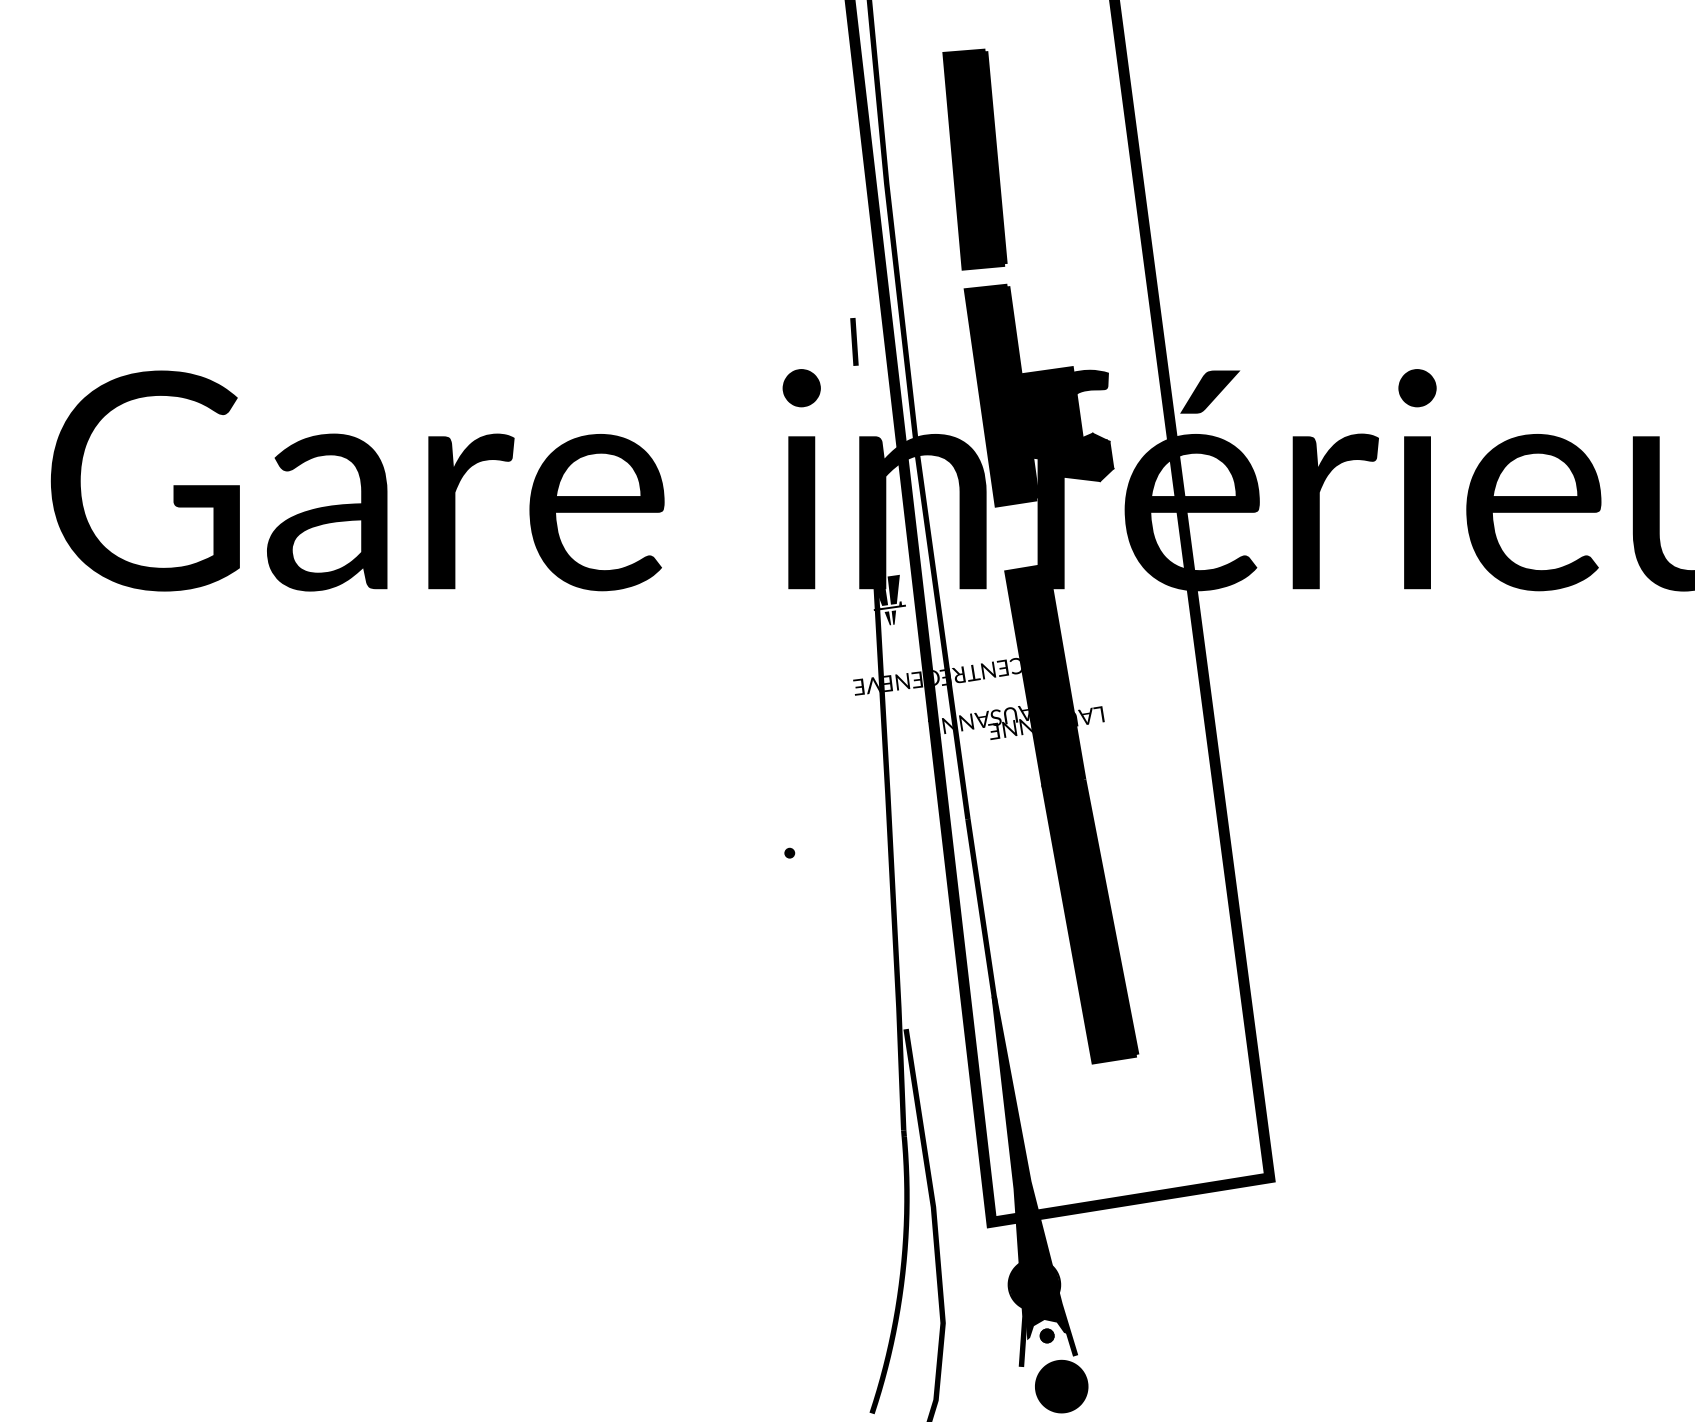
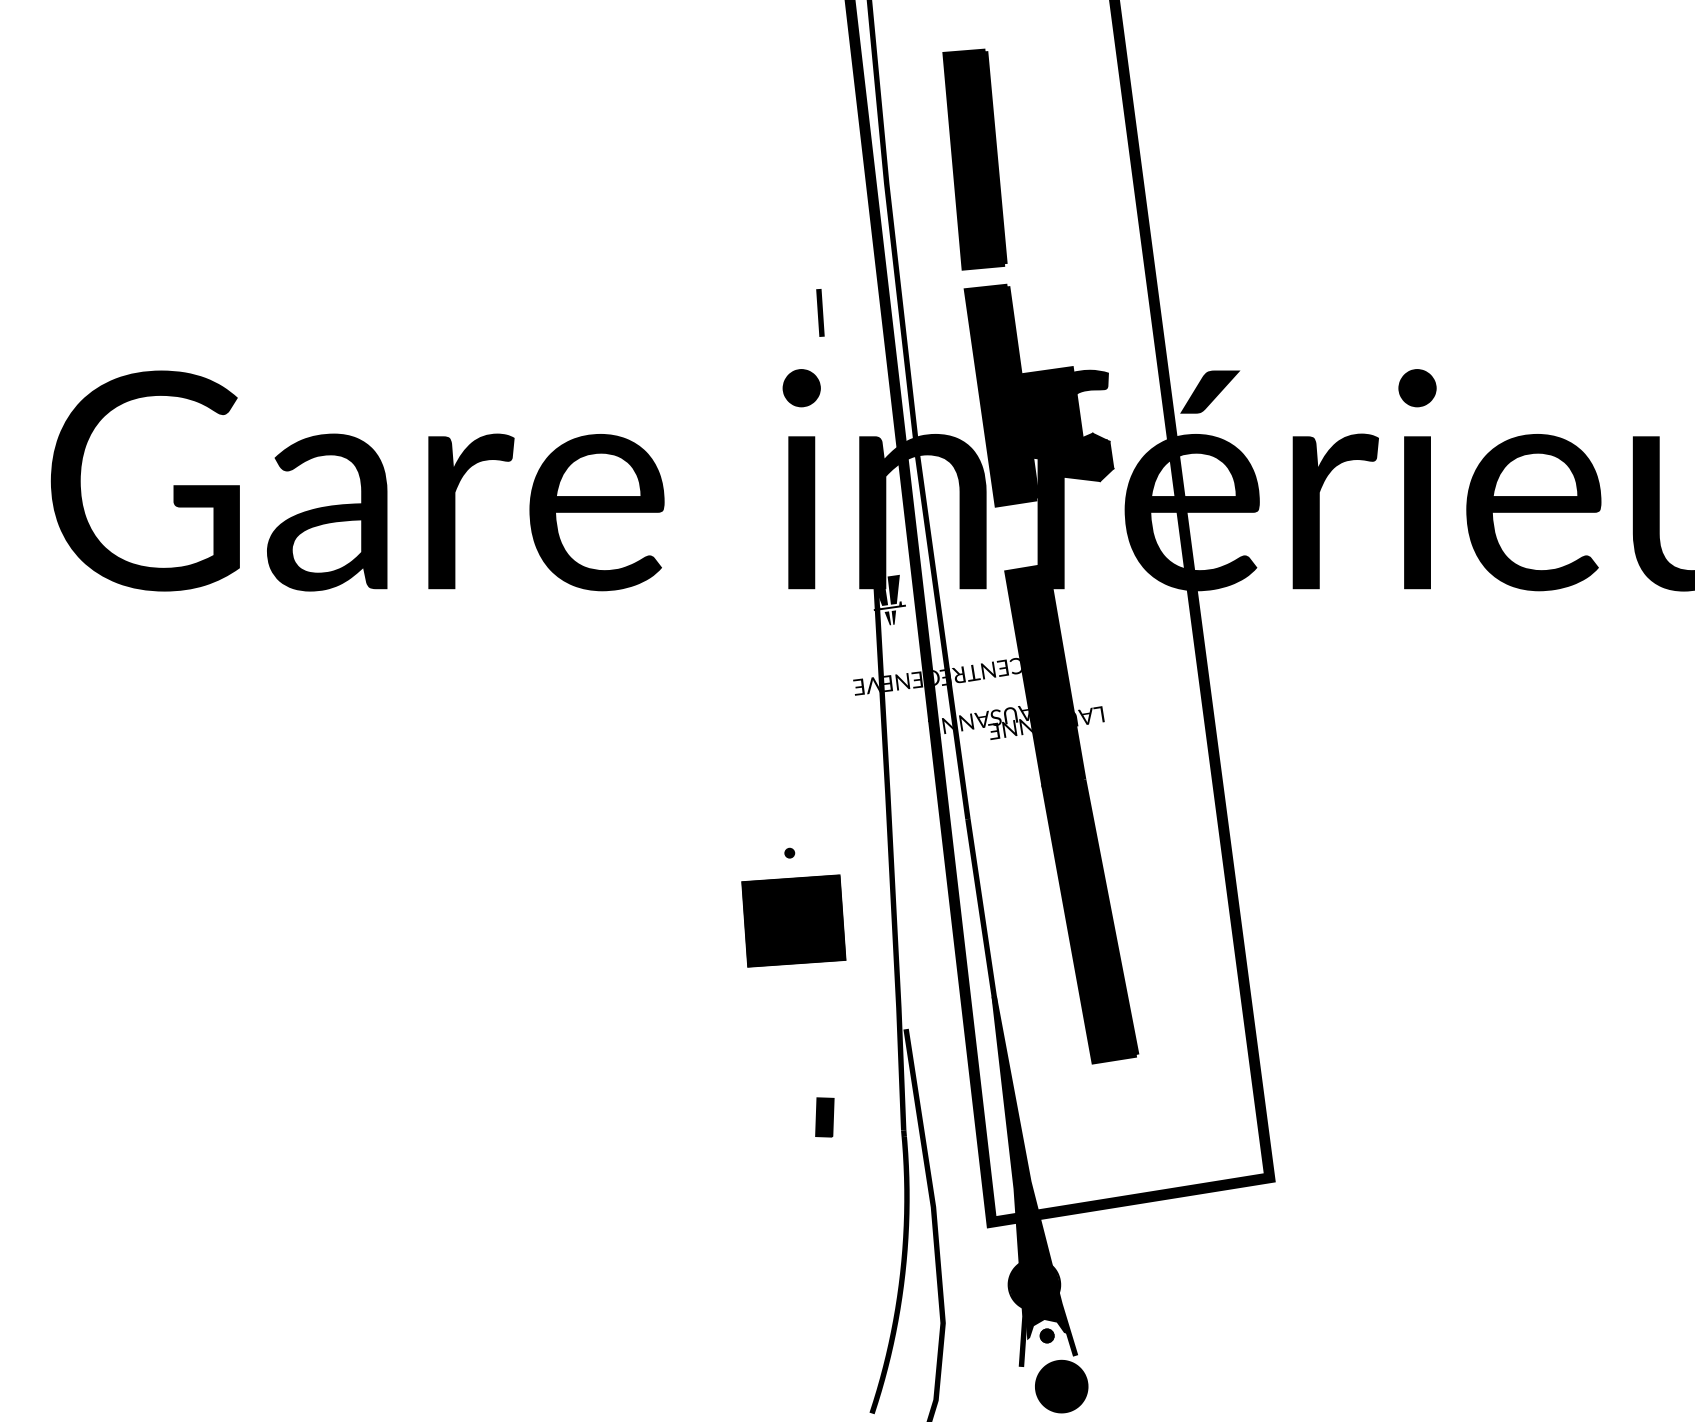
line position: (854, 341) -> (820, 312) (820, 312)
part: none -> present (793, 920)
part: none -> present (824, 1117)
